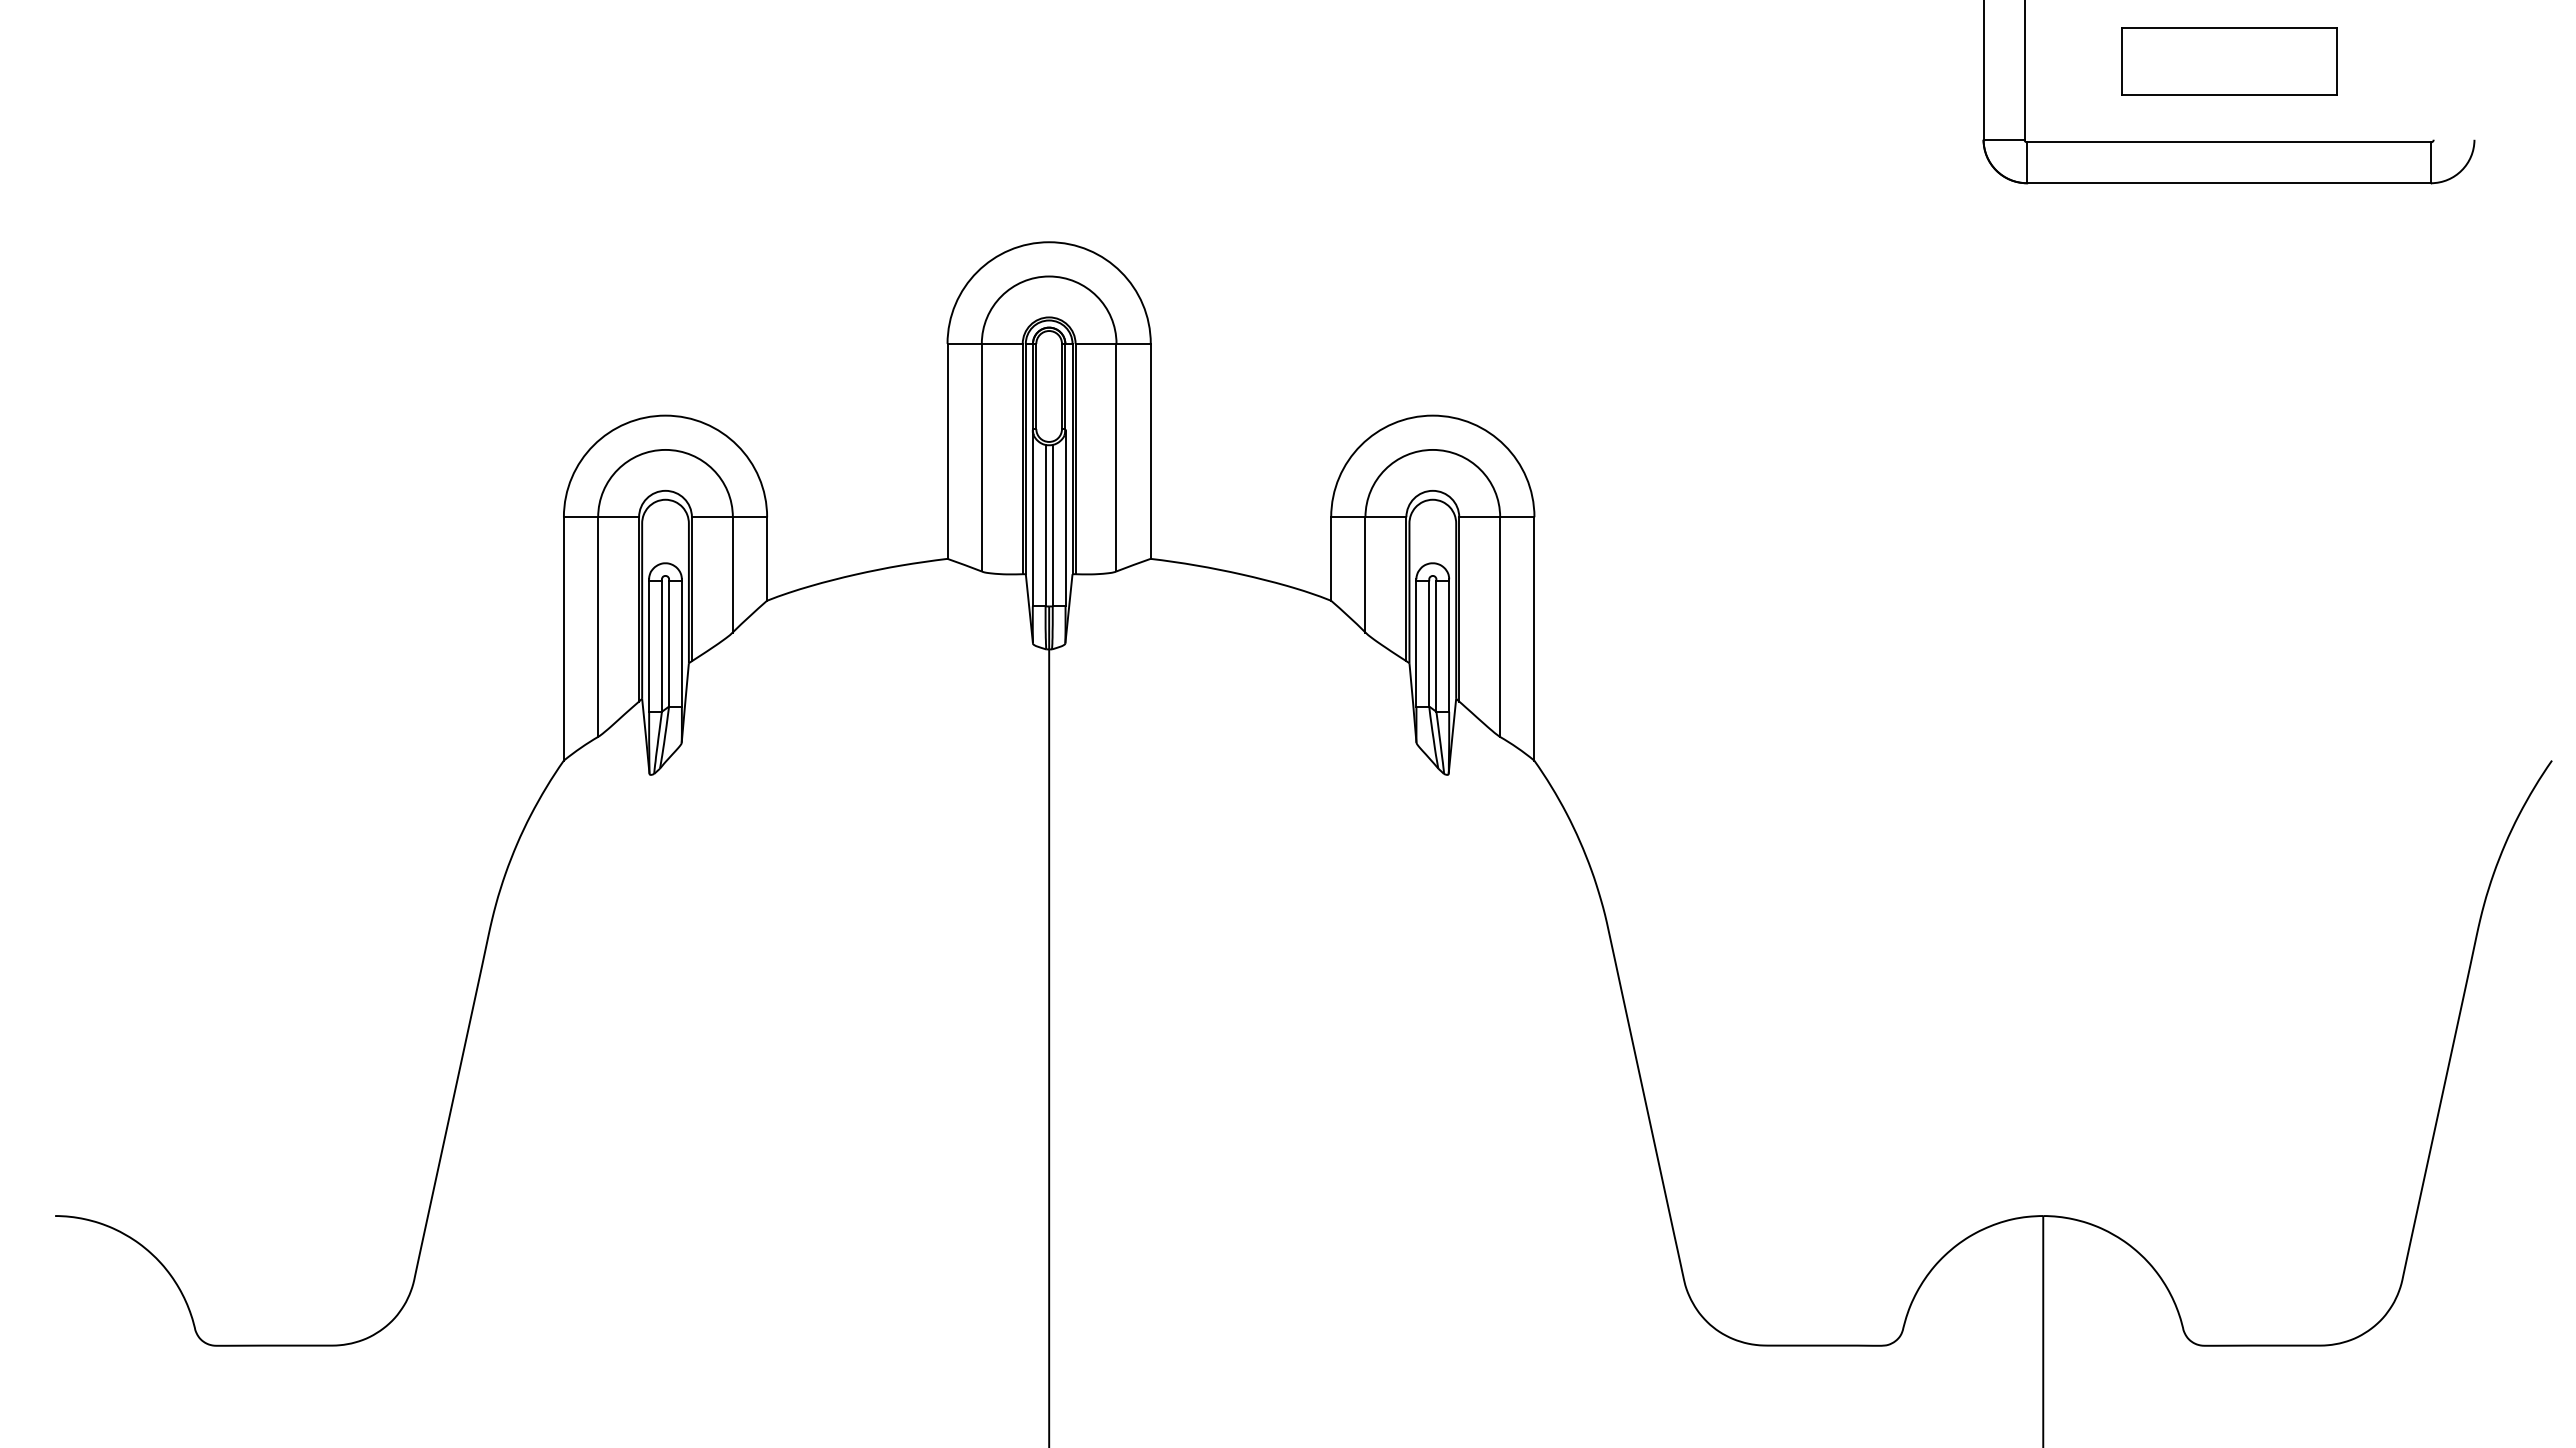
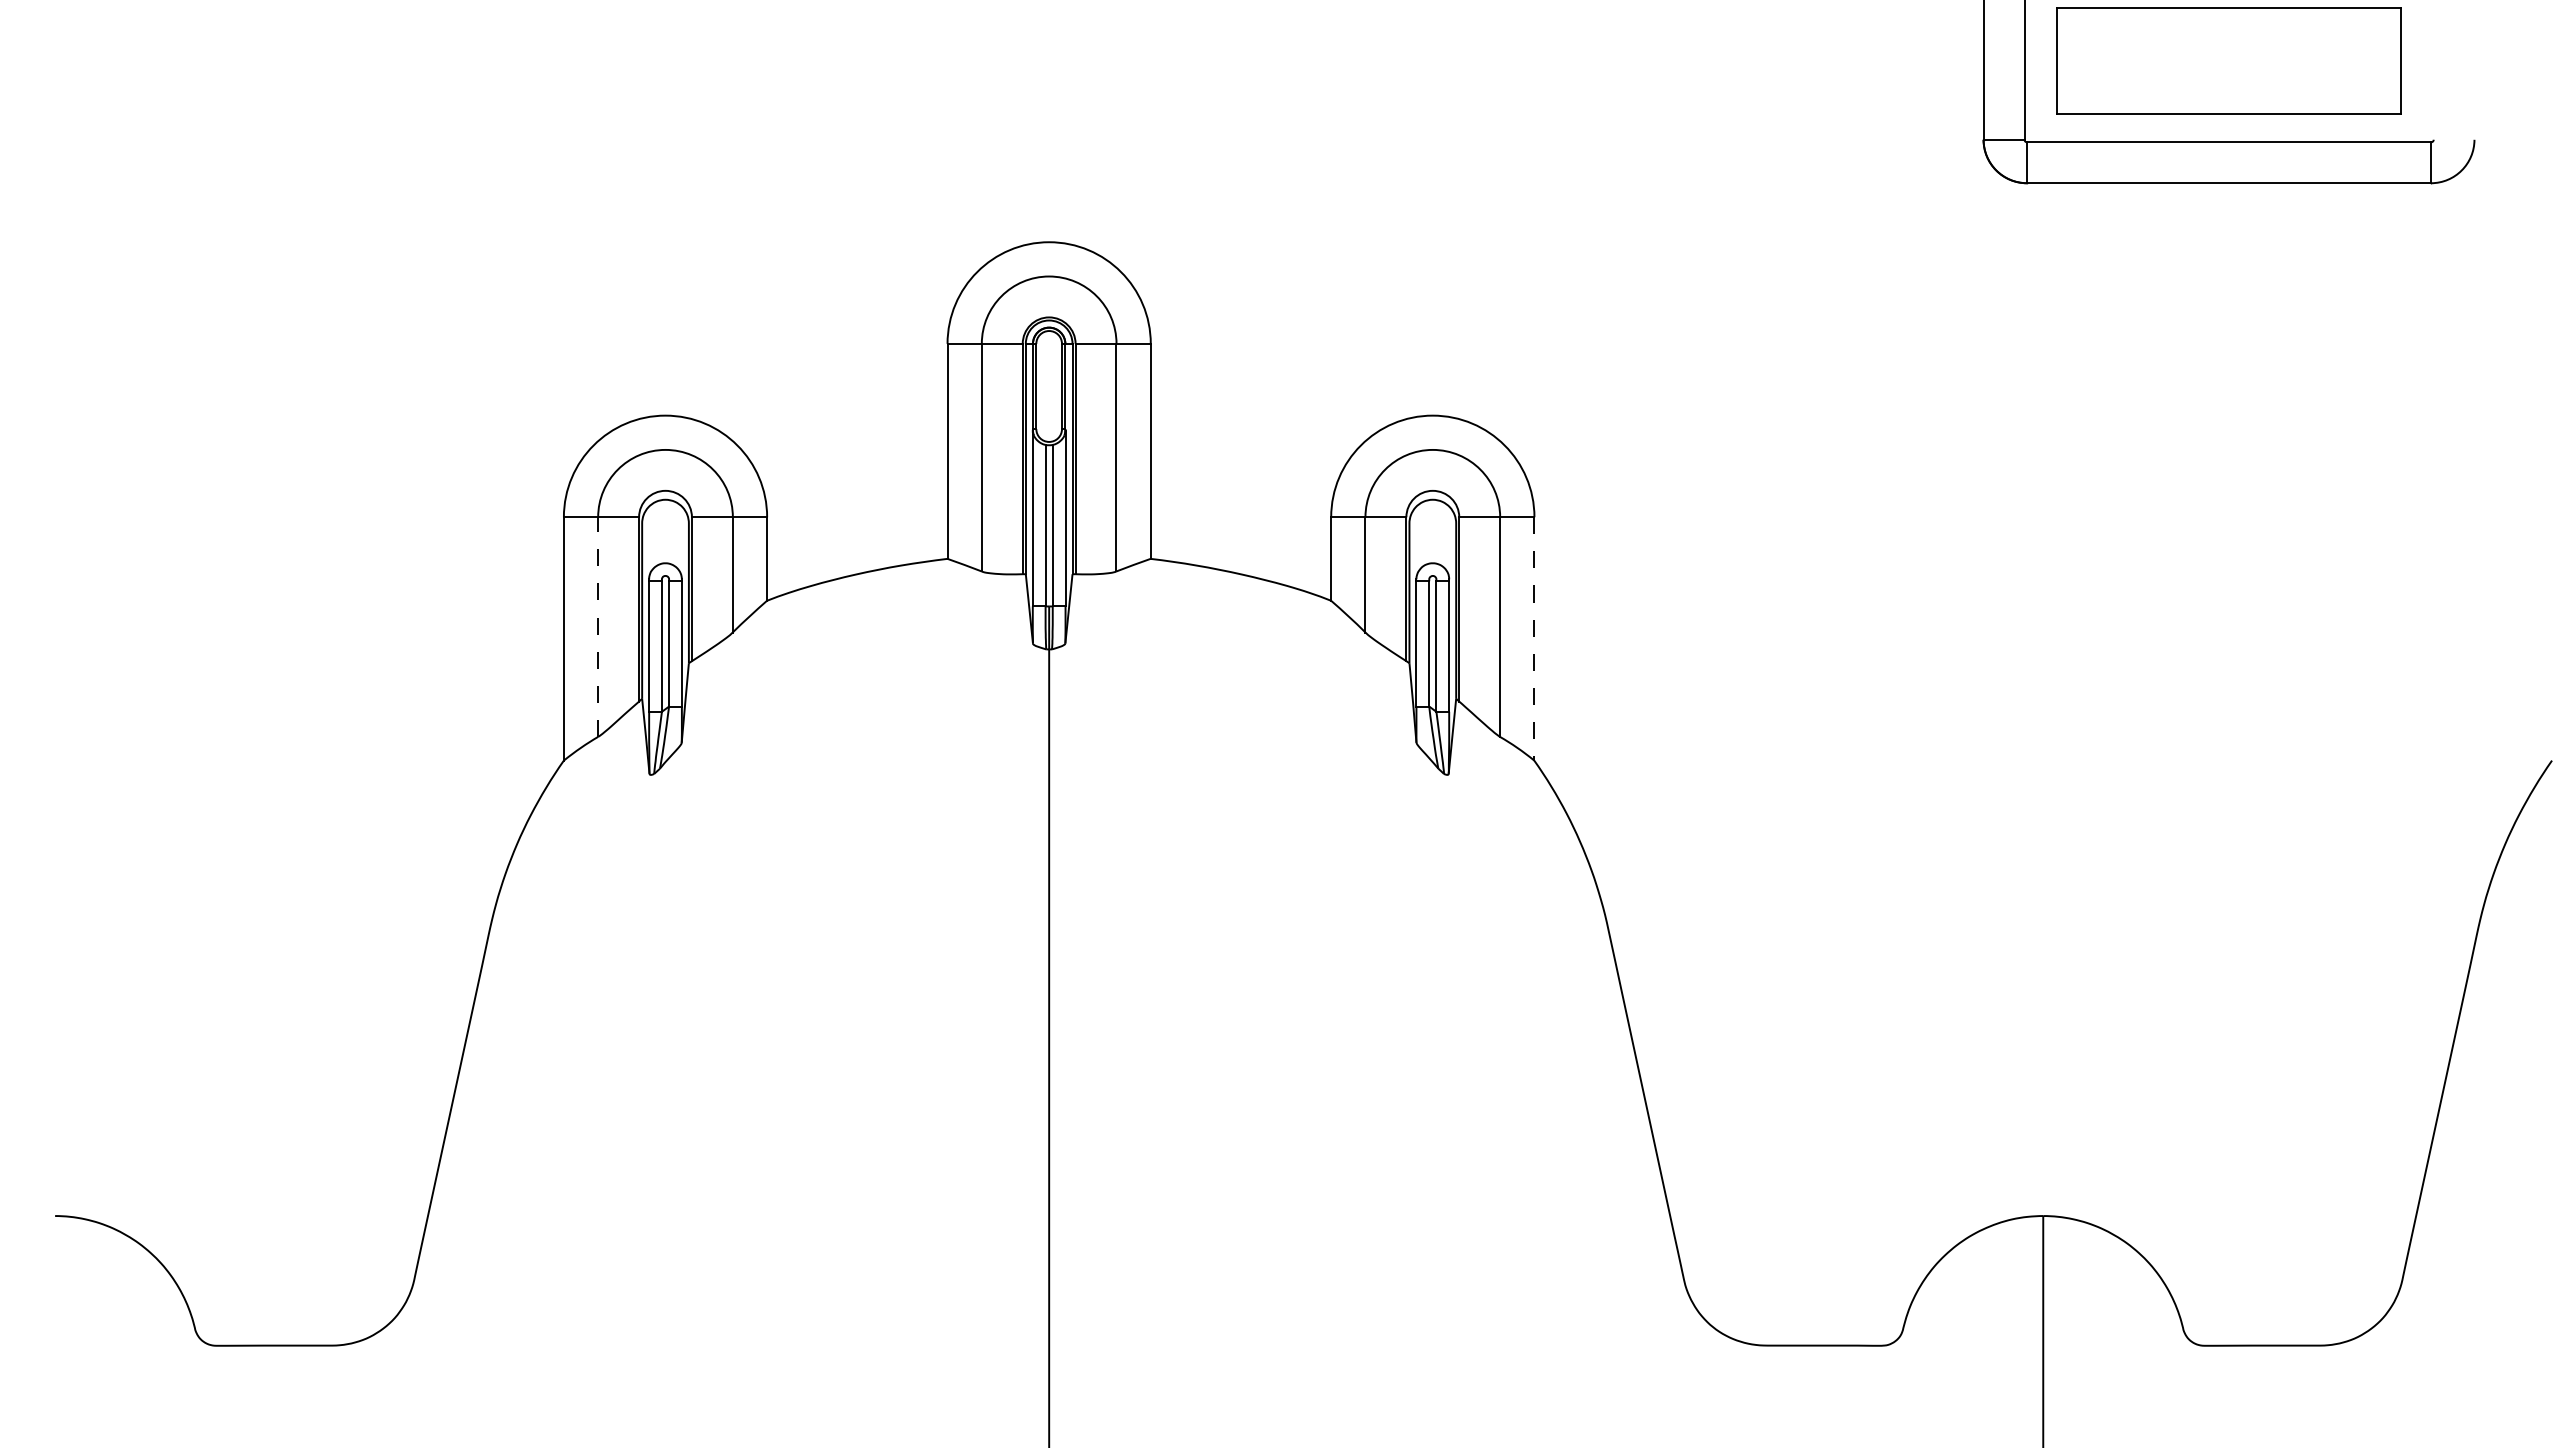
part size: 217x69 px -> 346x108 px (2228, 60)
line: solid -> dashed (598, 627)
line: solid -> dashed (1534, 638)
